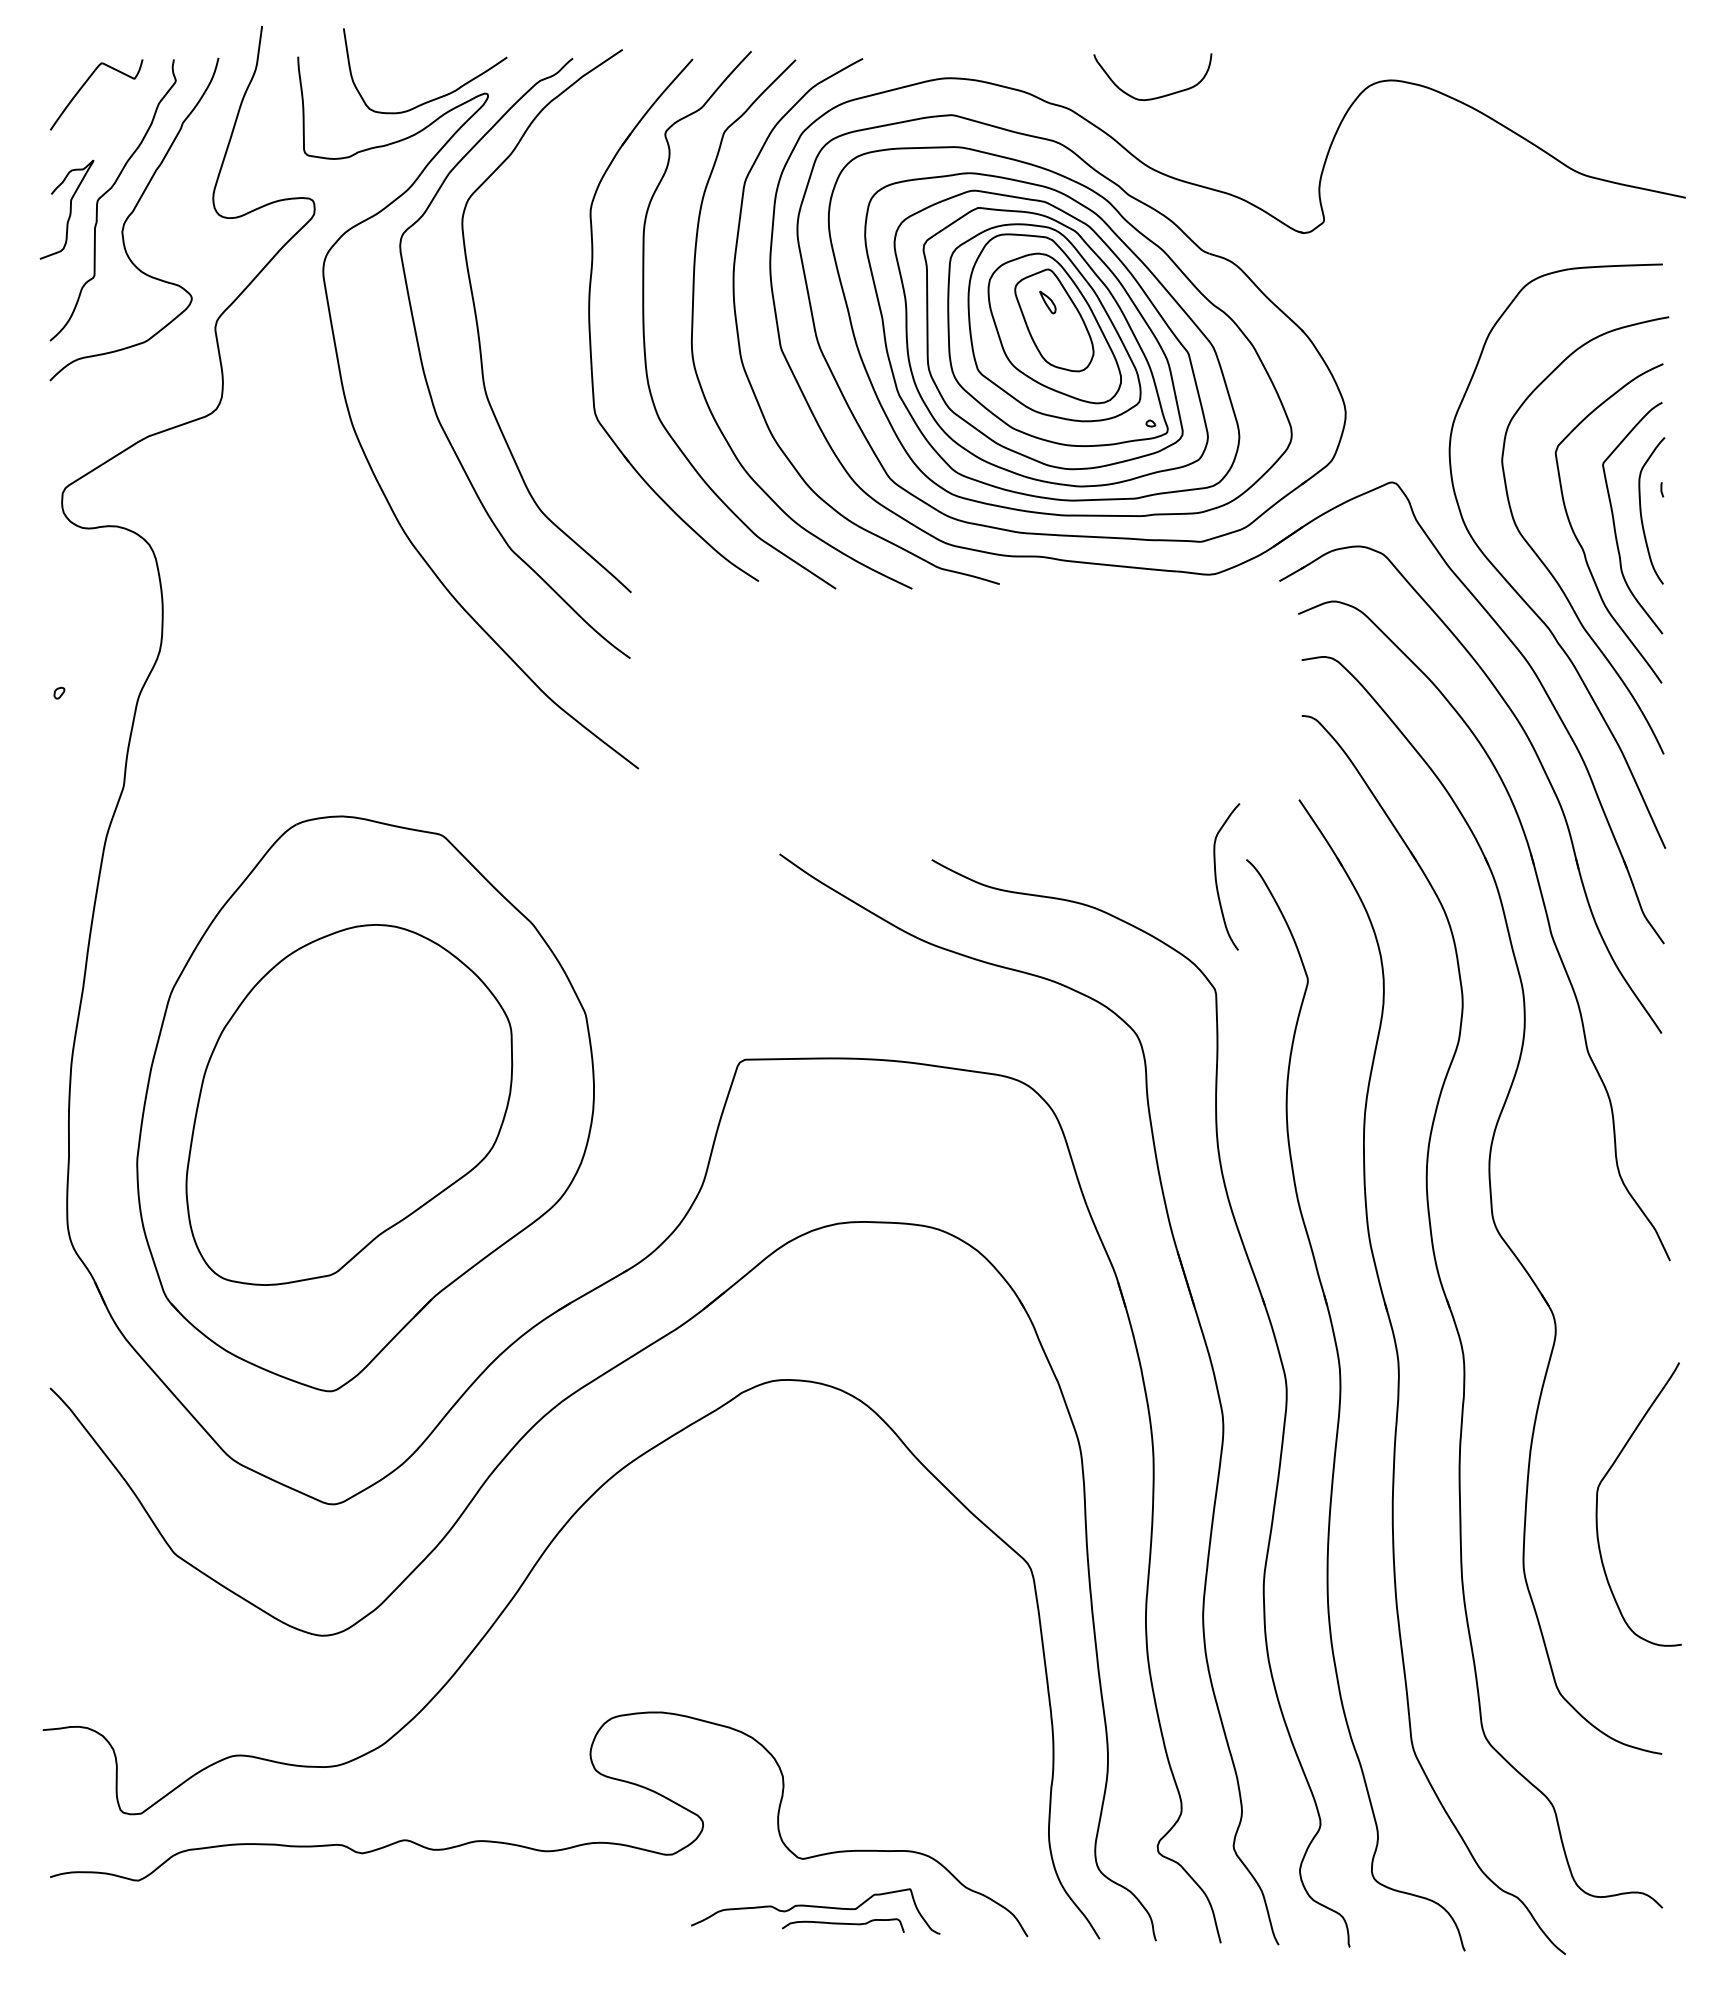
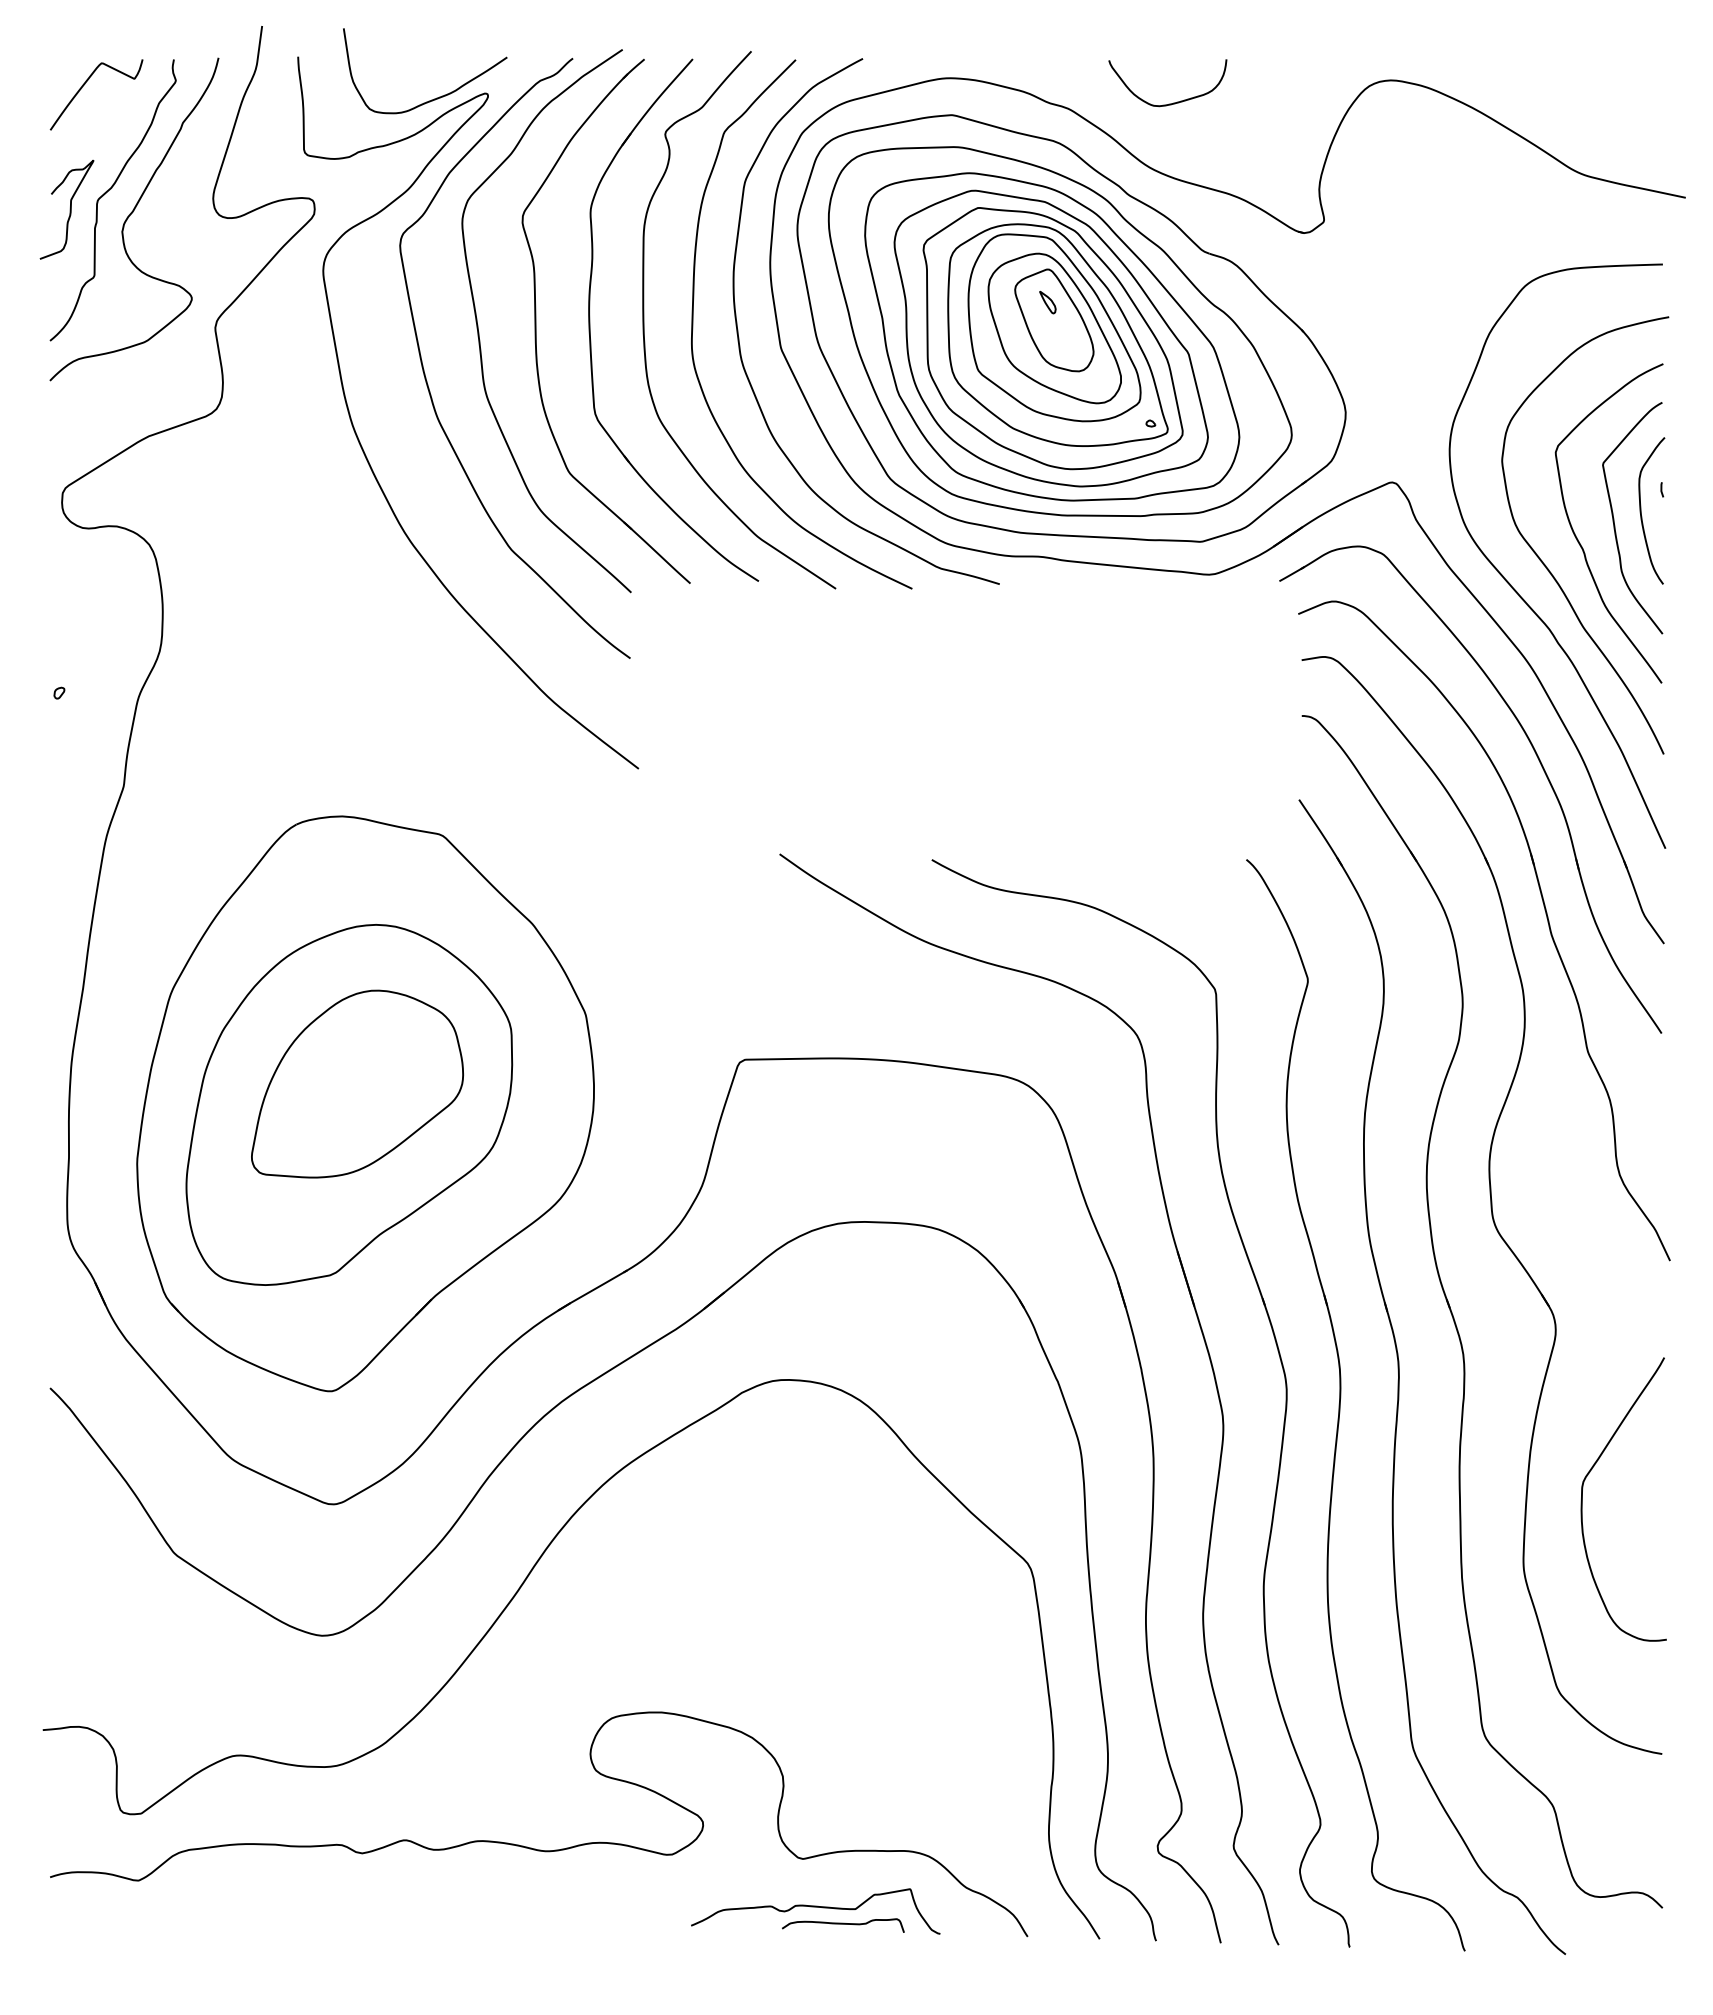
curve position: (1158, 96) -> (1173, 102) (1173, 102)
part: none -> present (536, 320)
curve: present -> none (1216, 876)
part: none -> present (357, 1083)
curve position: (1597, 1504) -> (1582, 1499) (1582, 1499)
